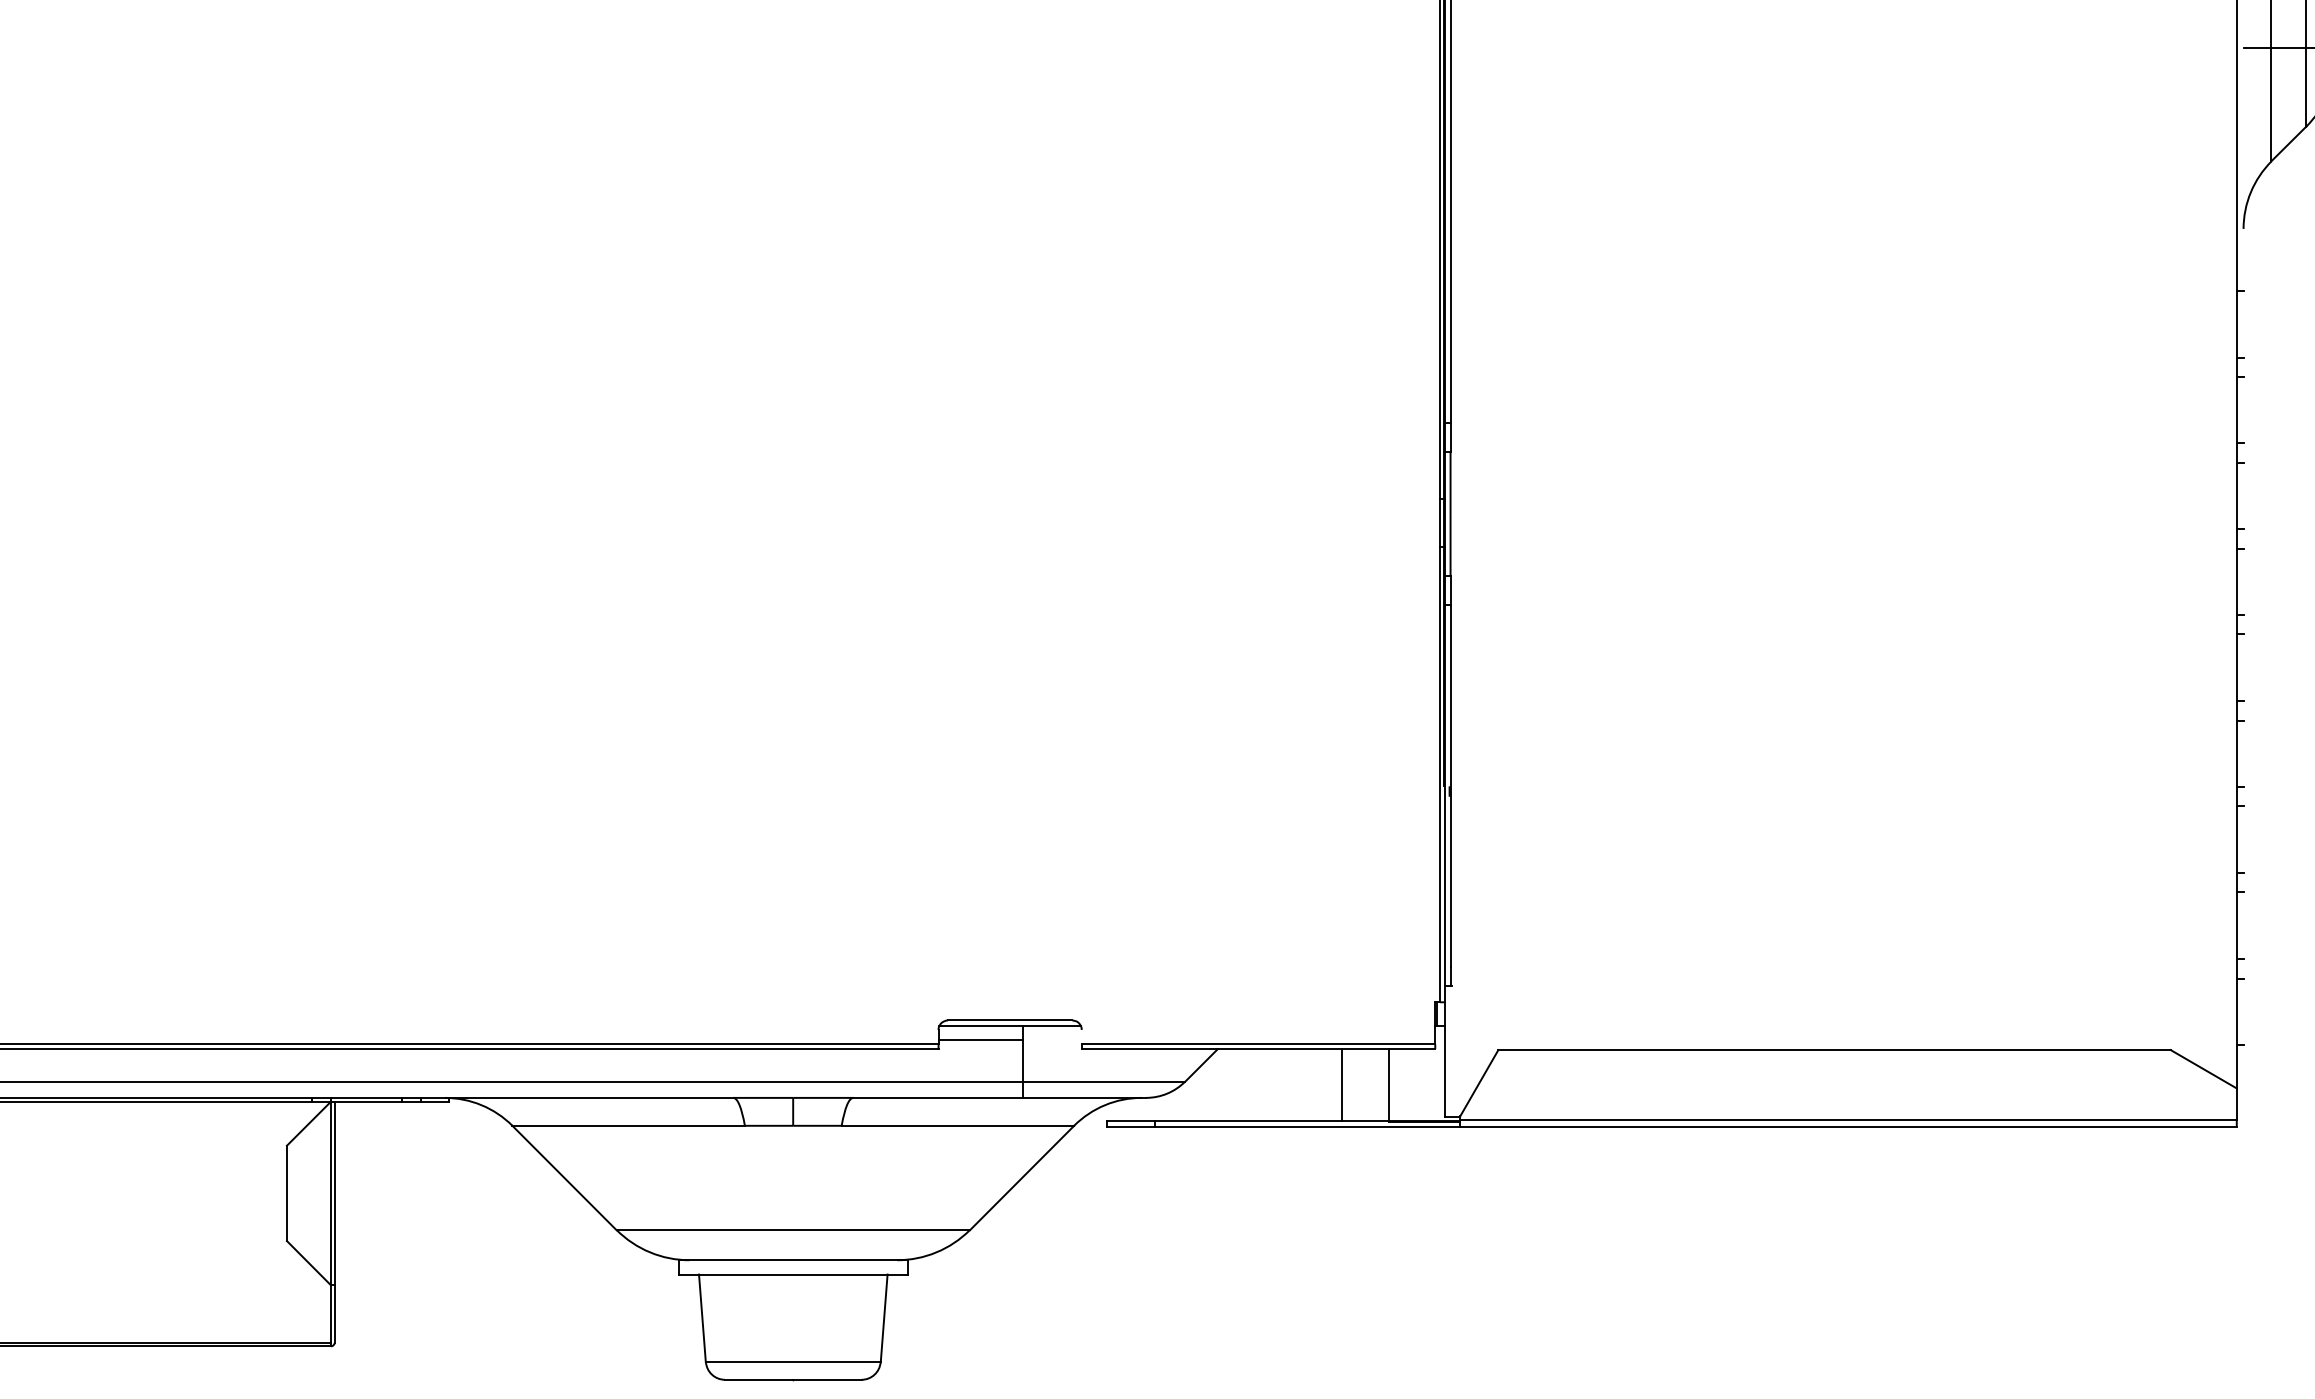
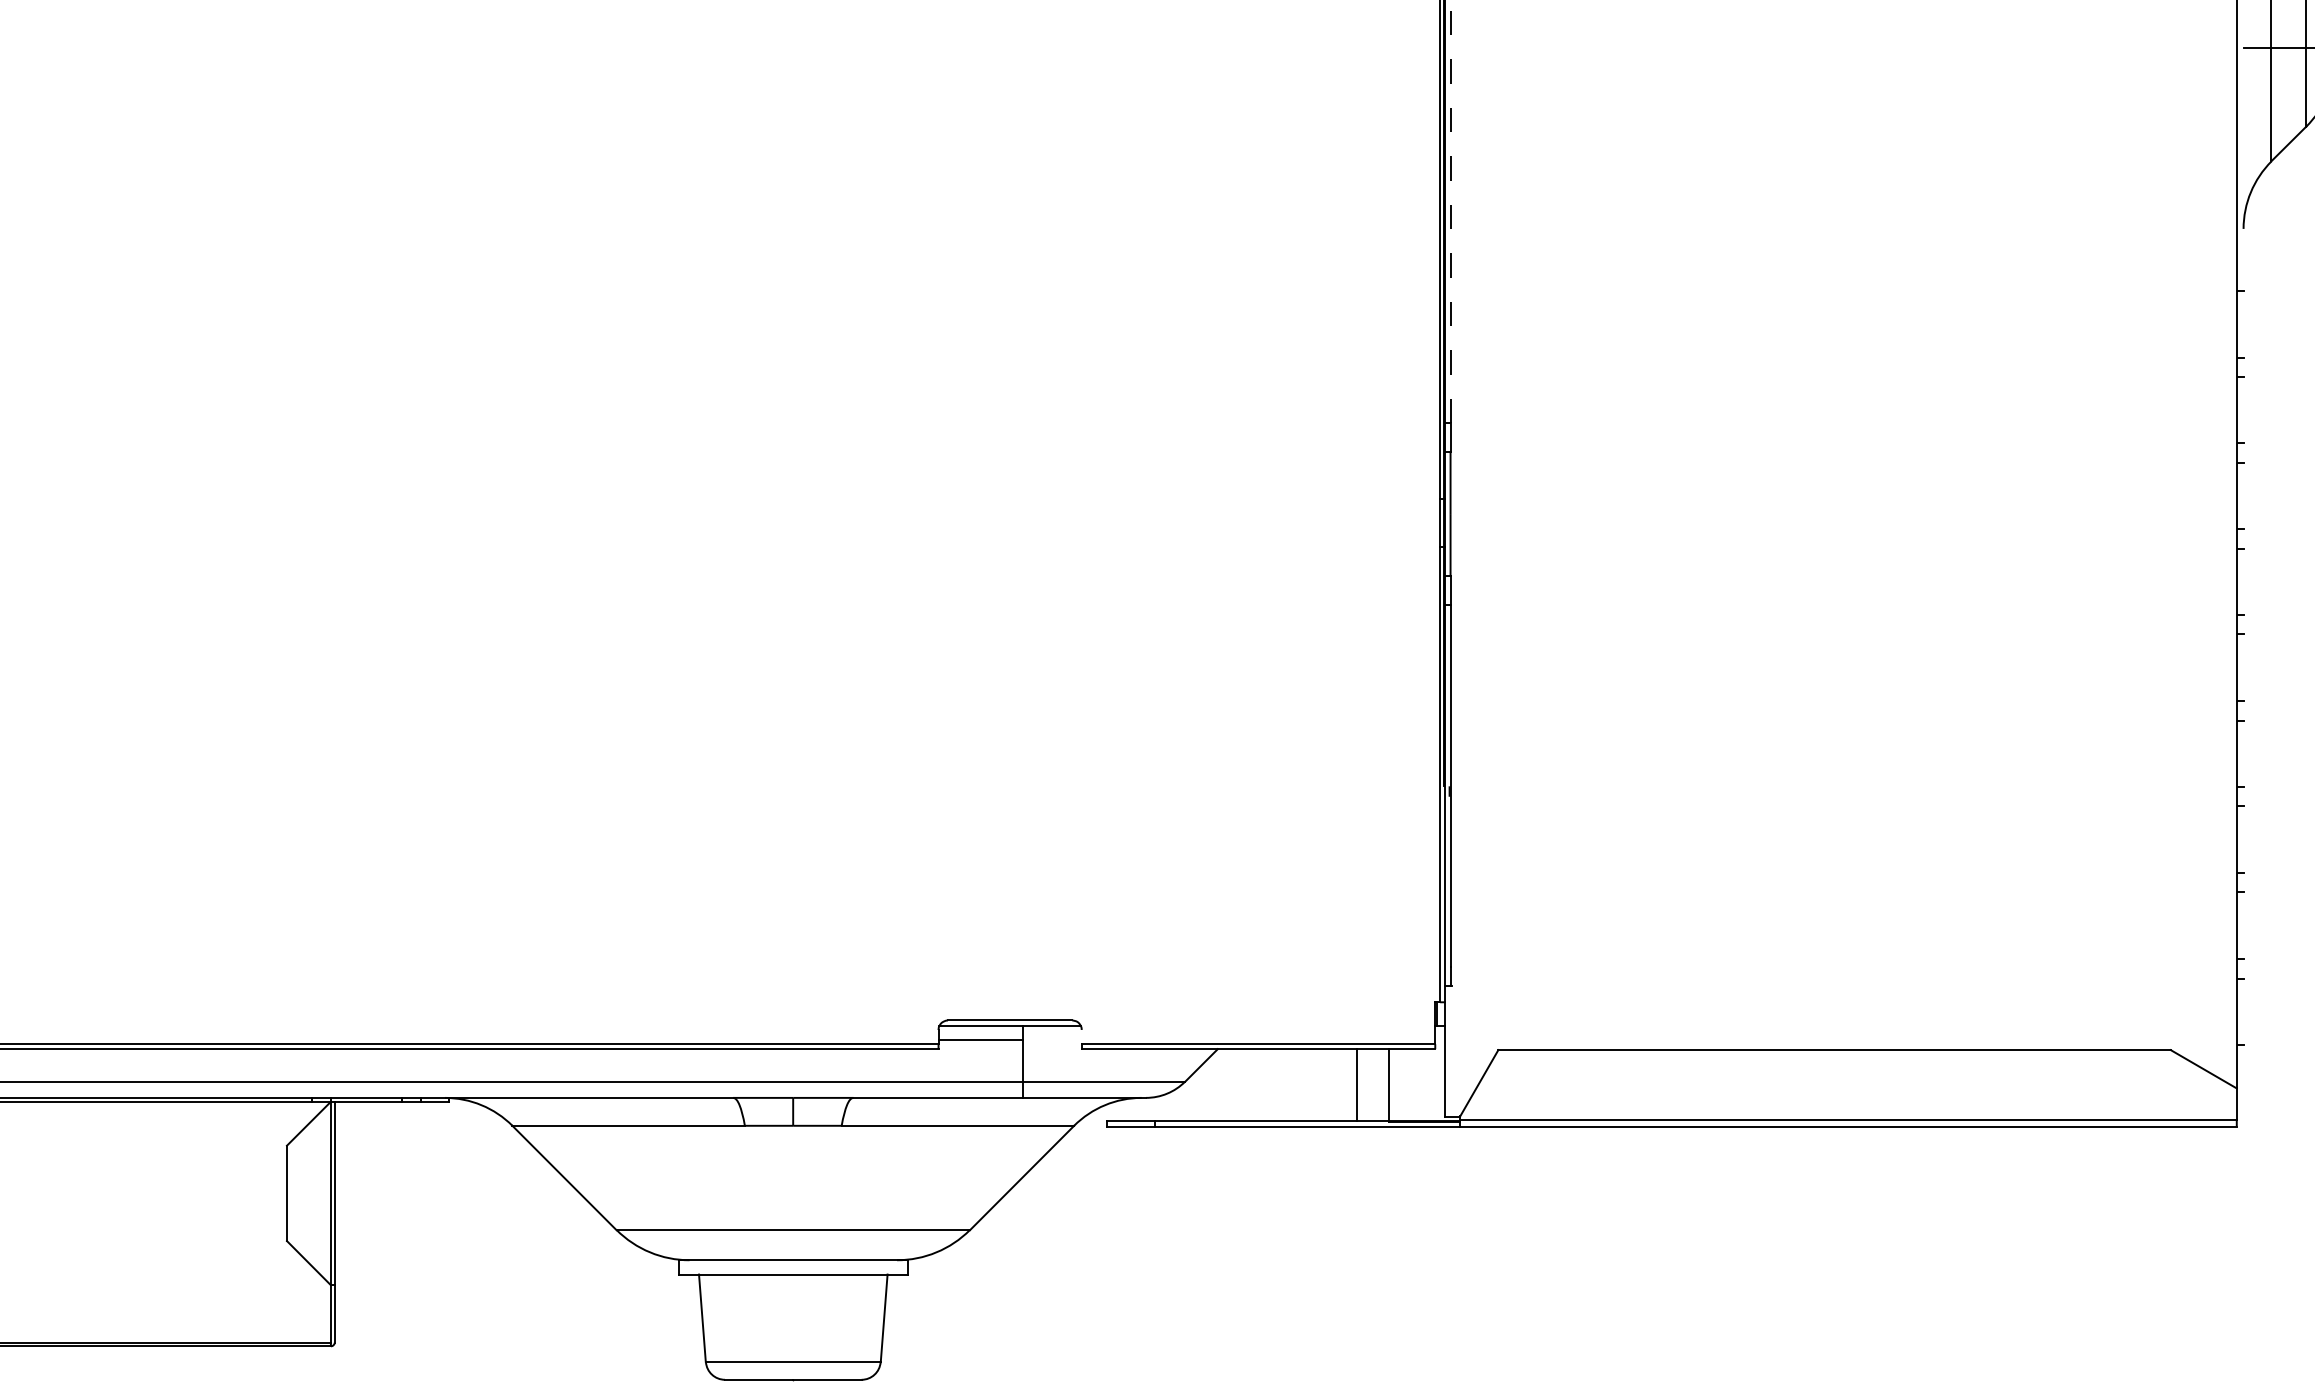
line: solid -> dashed (1450, 211)
line position: (1341, 1084) -> (1356, 1084) (1356, 1084)
